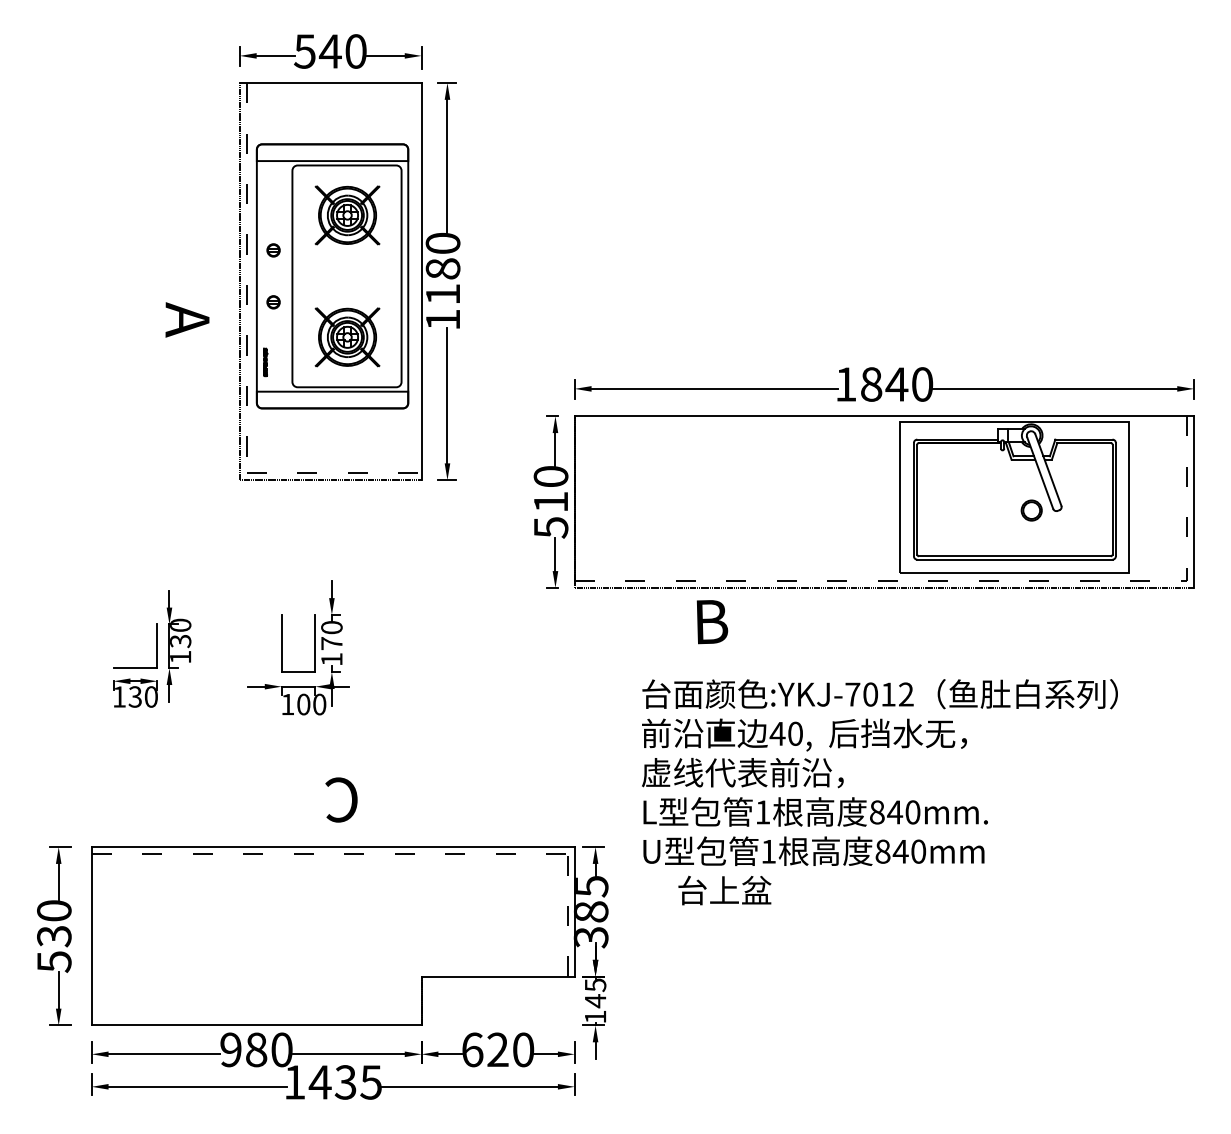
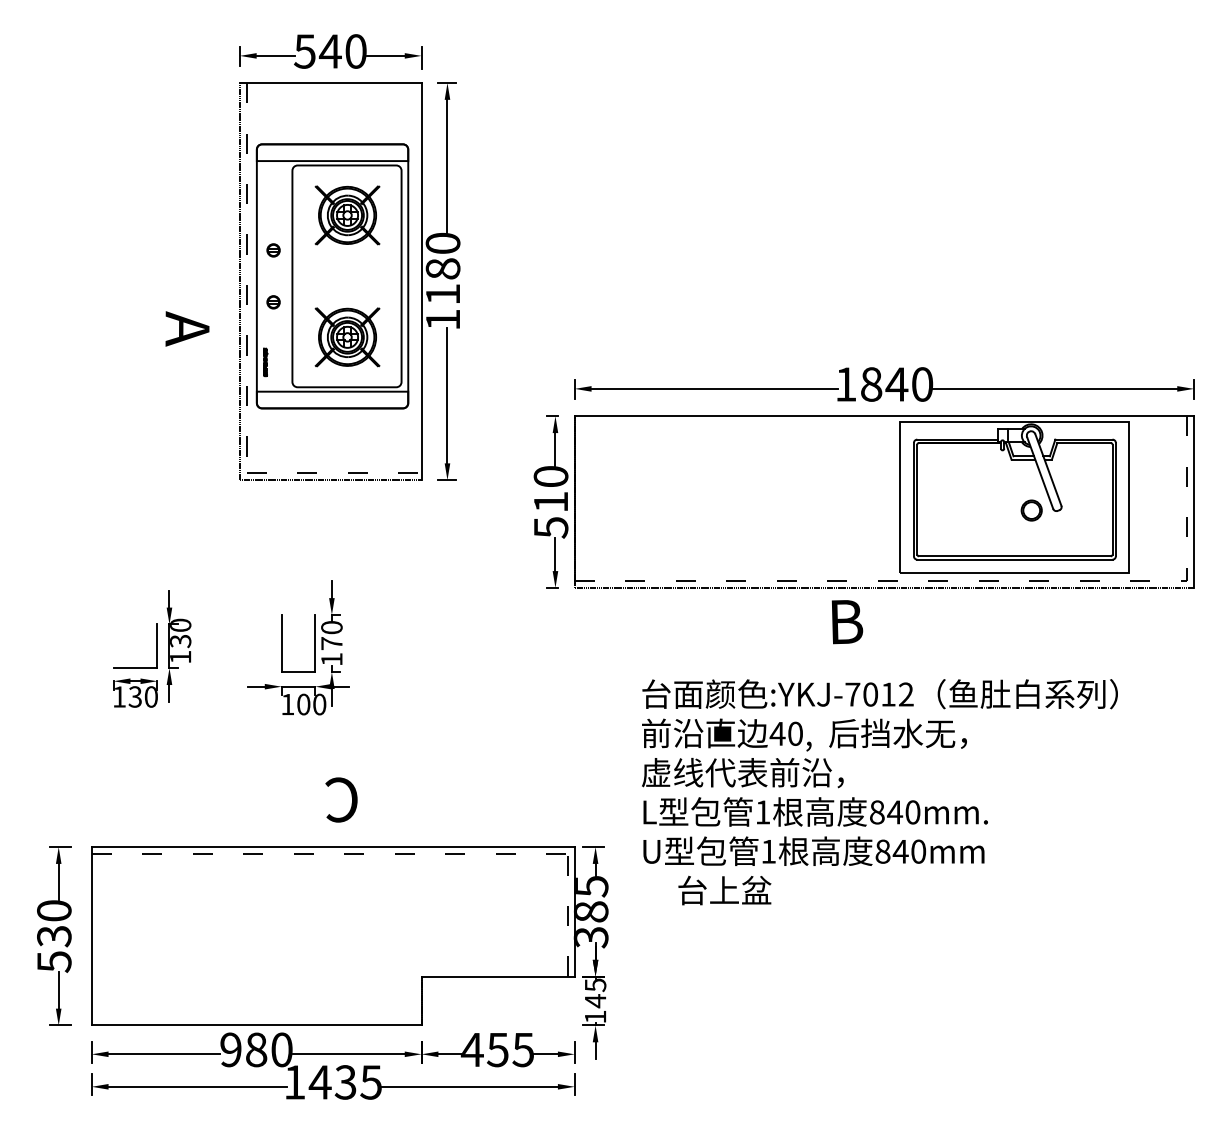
text position: (187, 319) -> (187, 328) (187, 328)
text position: (712, 622) -> (847, 622) (847, 622)
text: 620 -> 455 (497, 1049)
